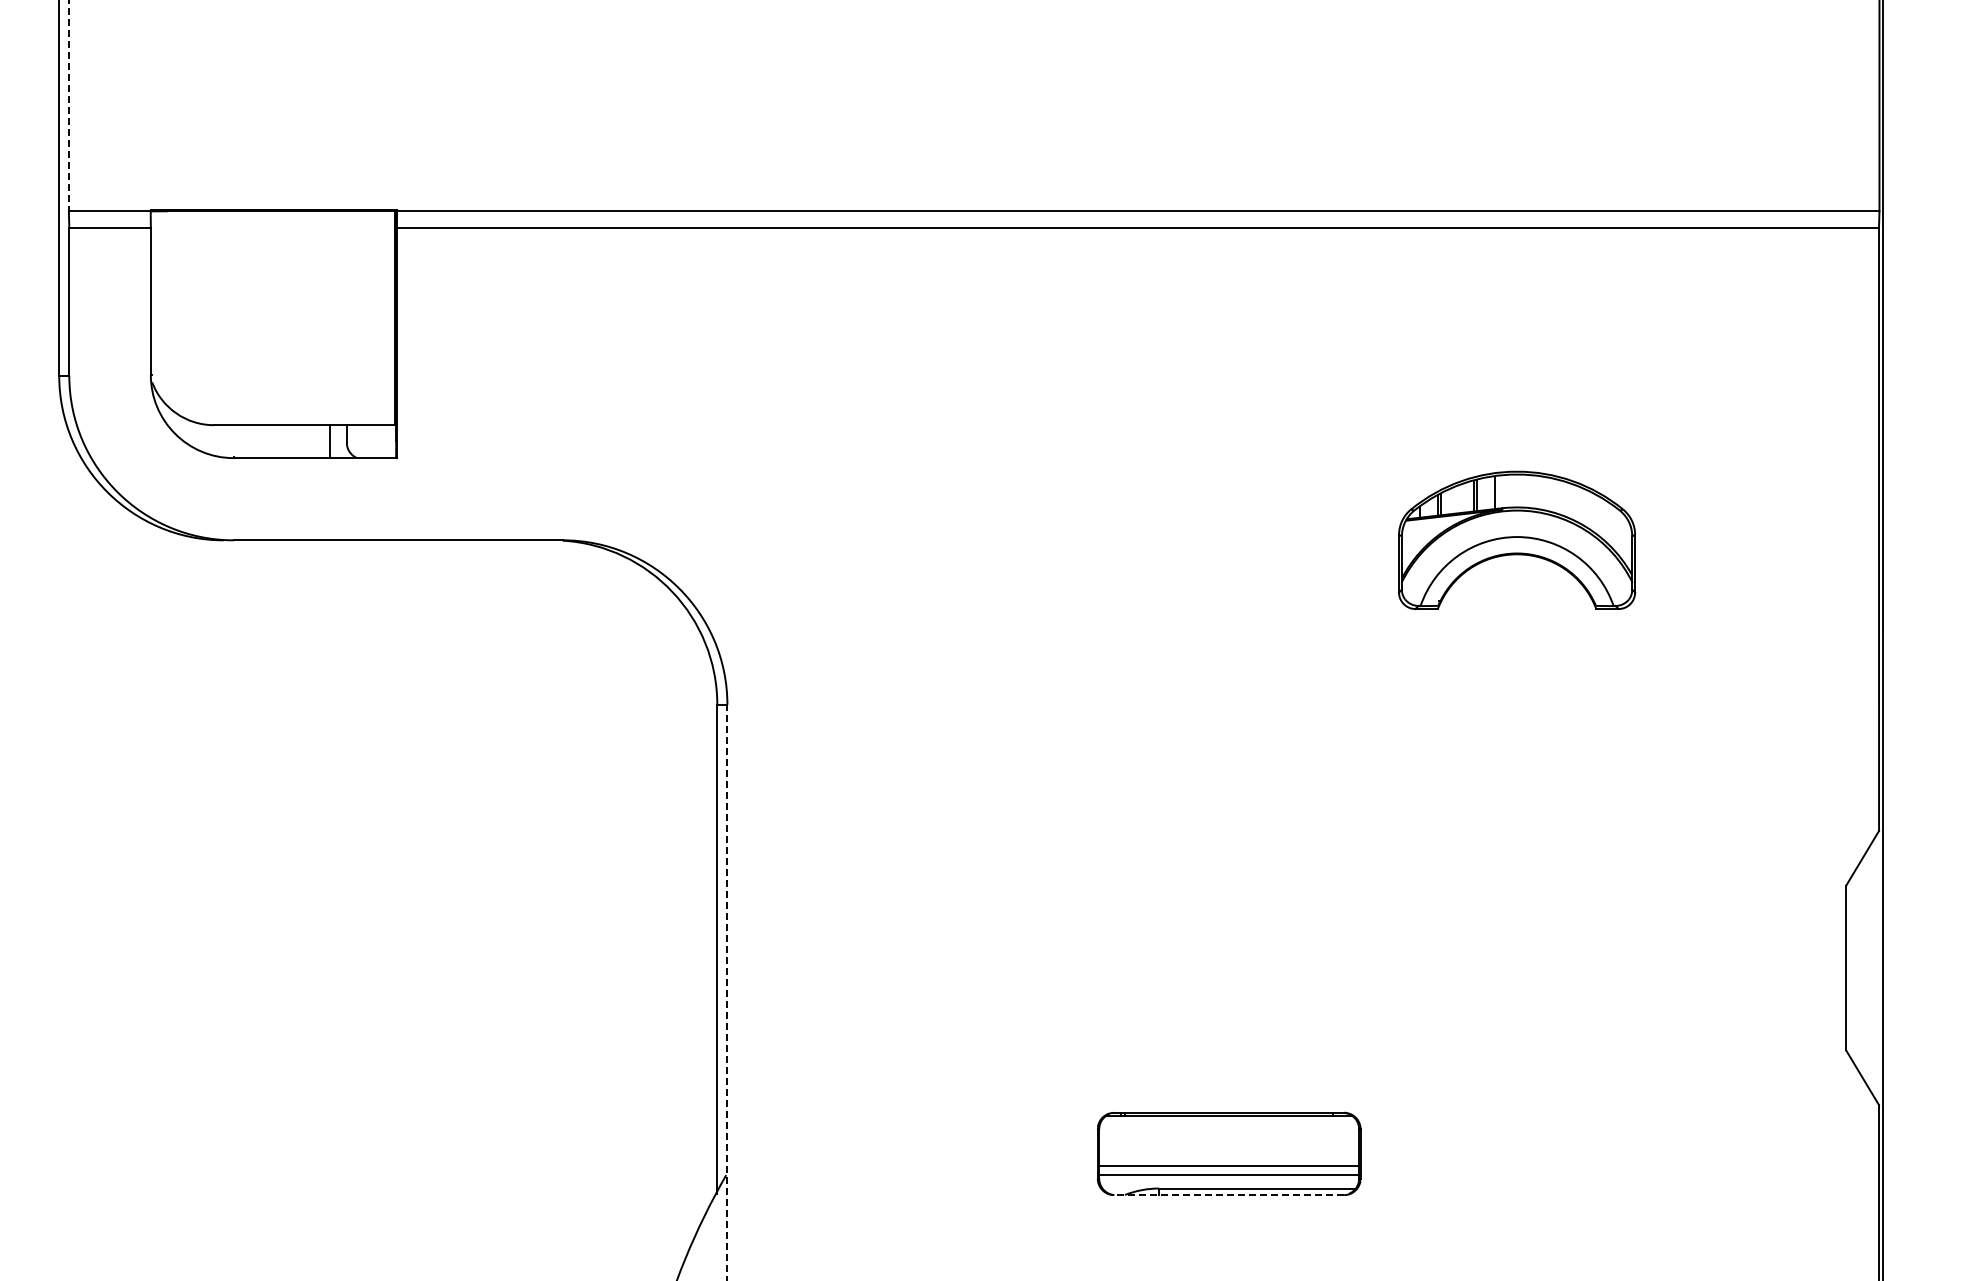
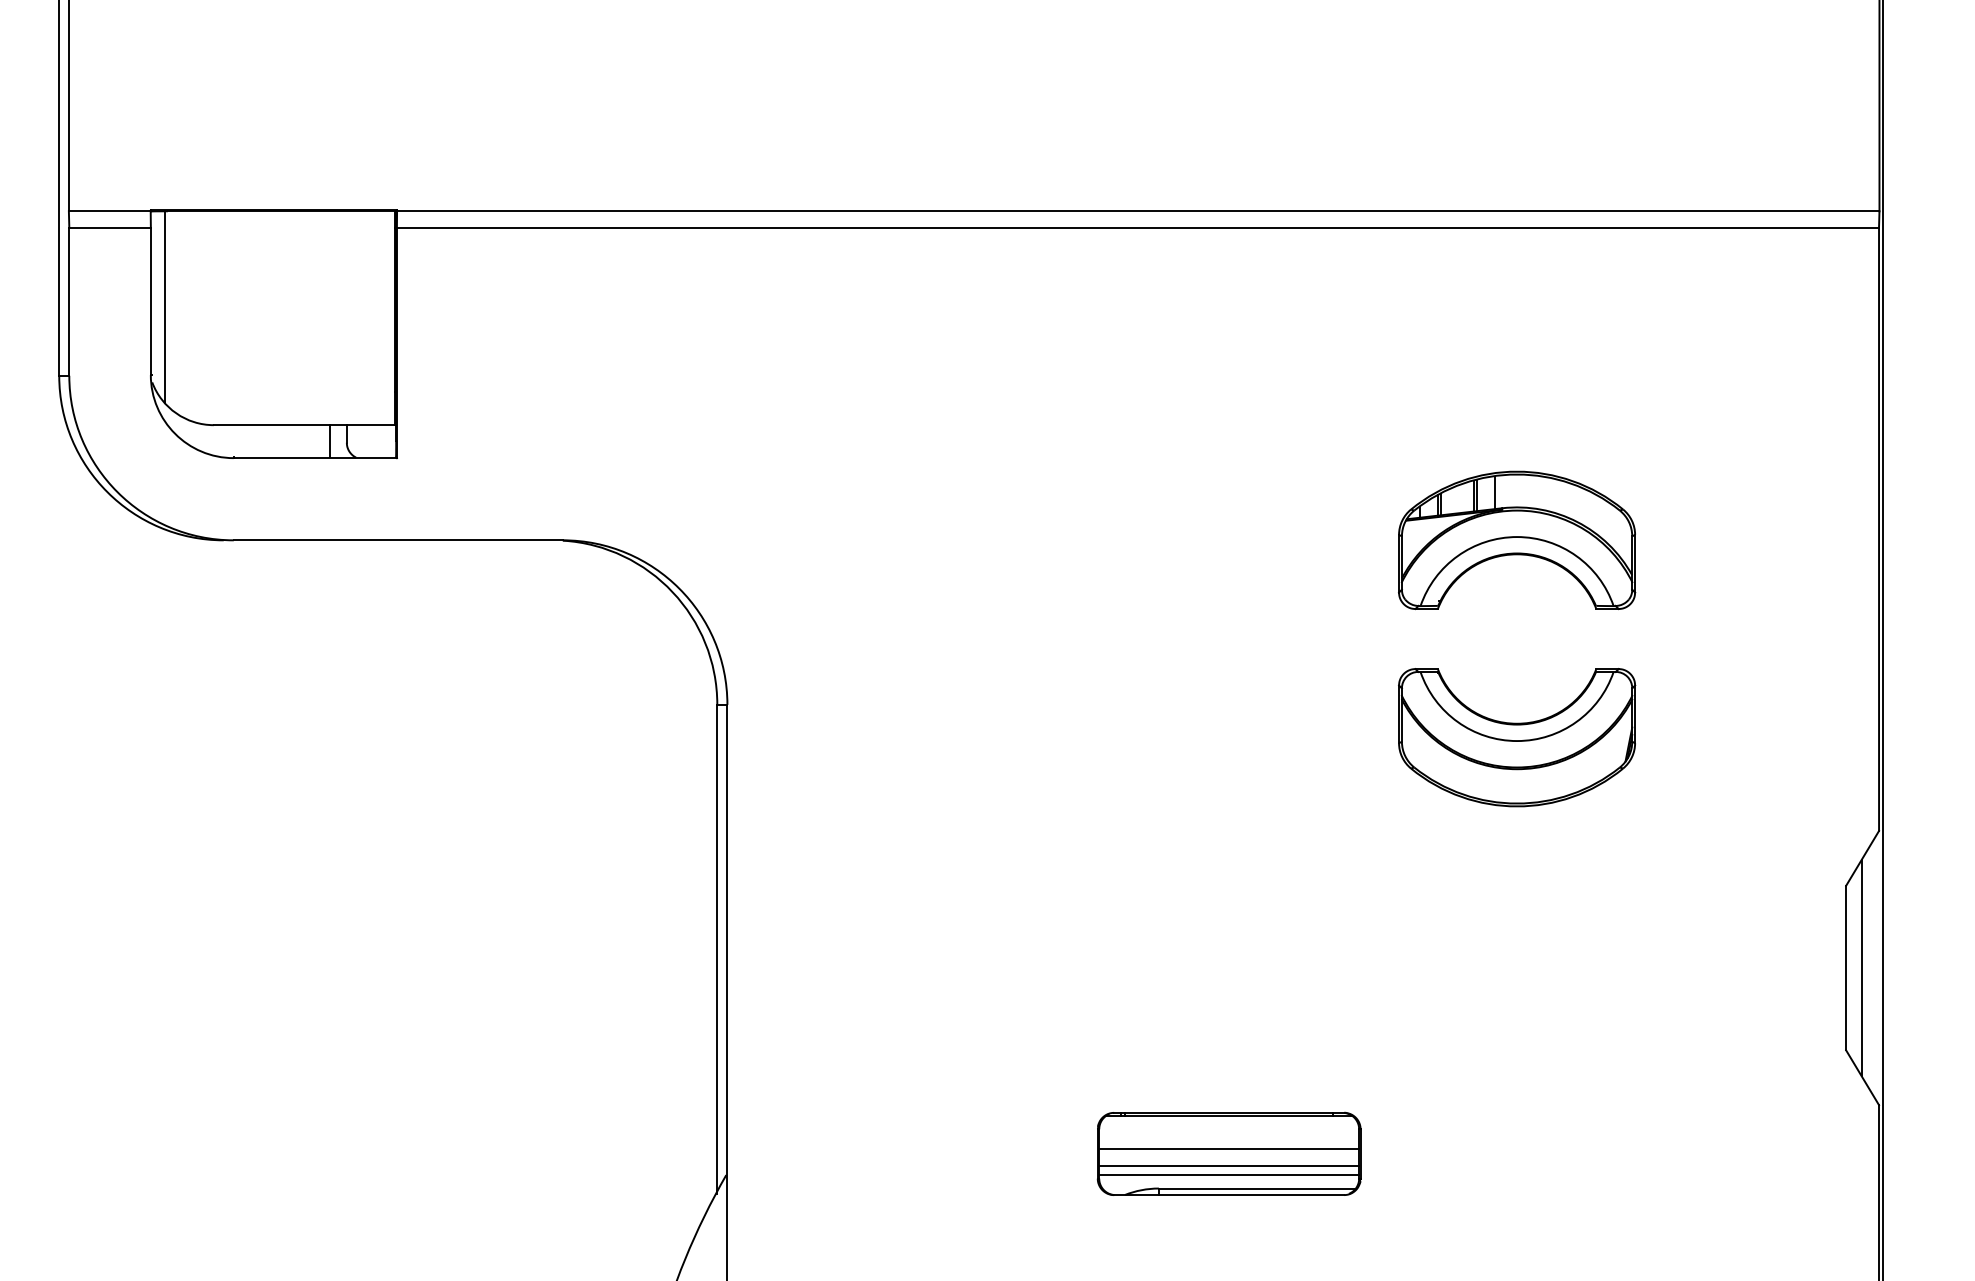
line: dashed -> solid (68, 106)
line: none -> present (164, 306)
part: none -> present (1517, 737)
line: none -> present (1861, 967)
line: dashed -> solid (727, 992)
line: none -> present (1229, 1149)
line: dashed -> solid (1229, 1195)
